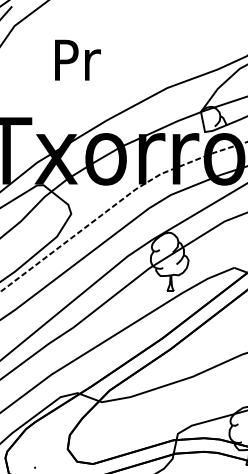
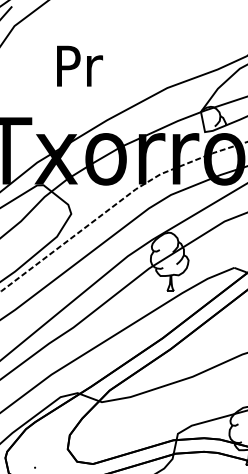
text position: (77, 59) -> (79, 65) (79, 65)
